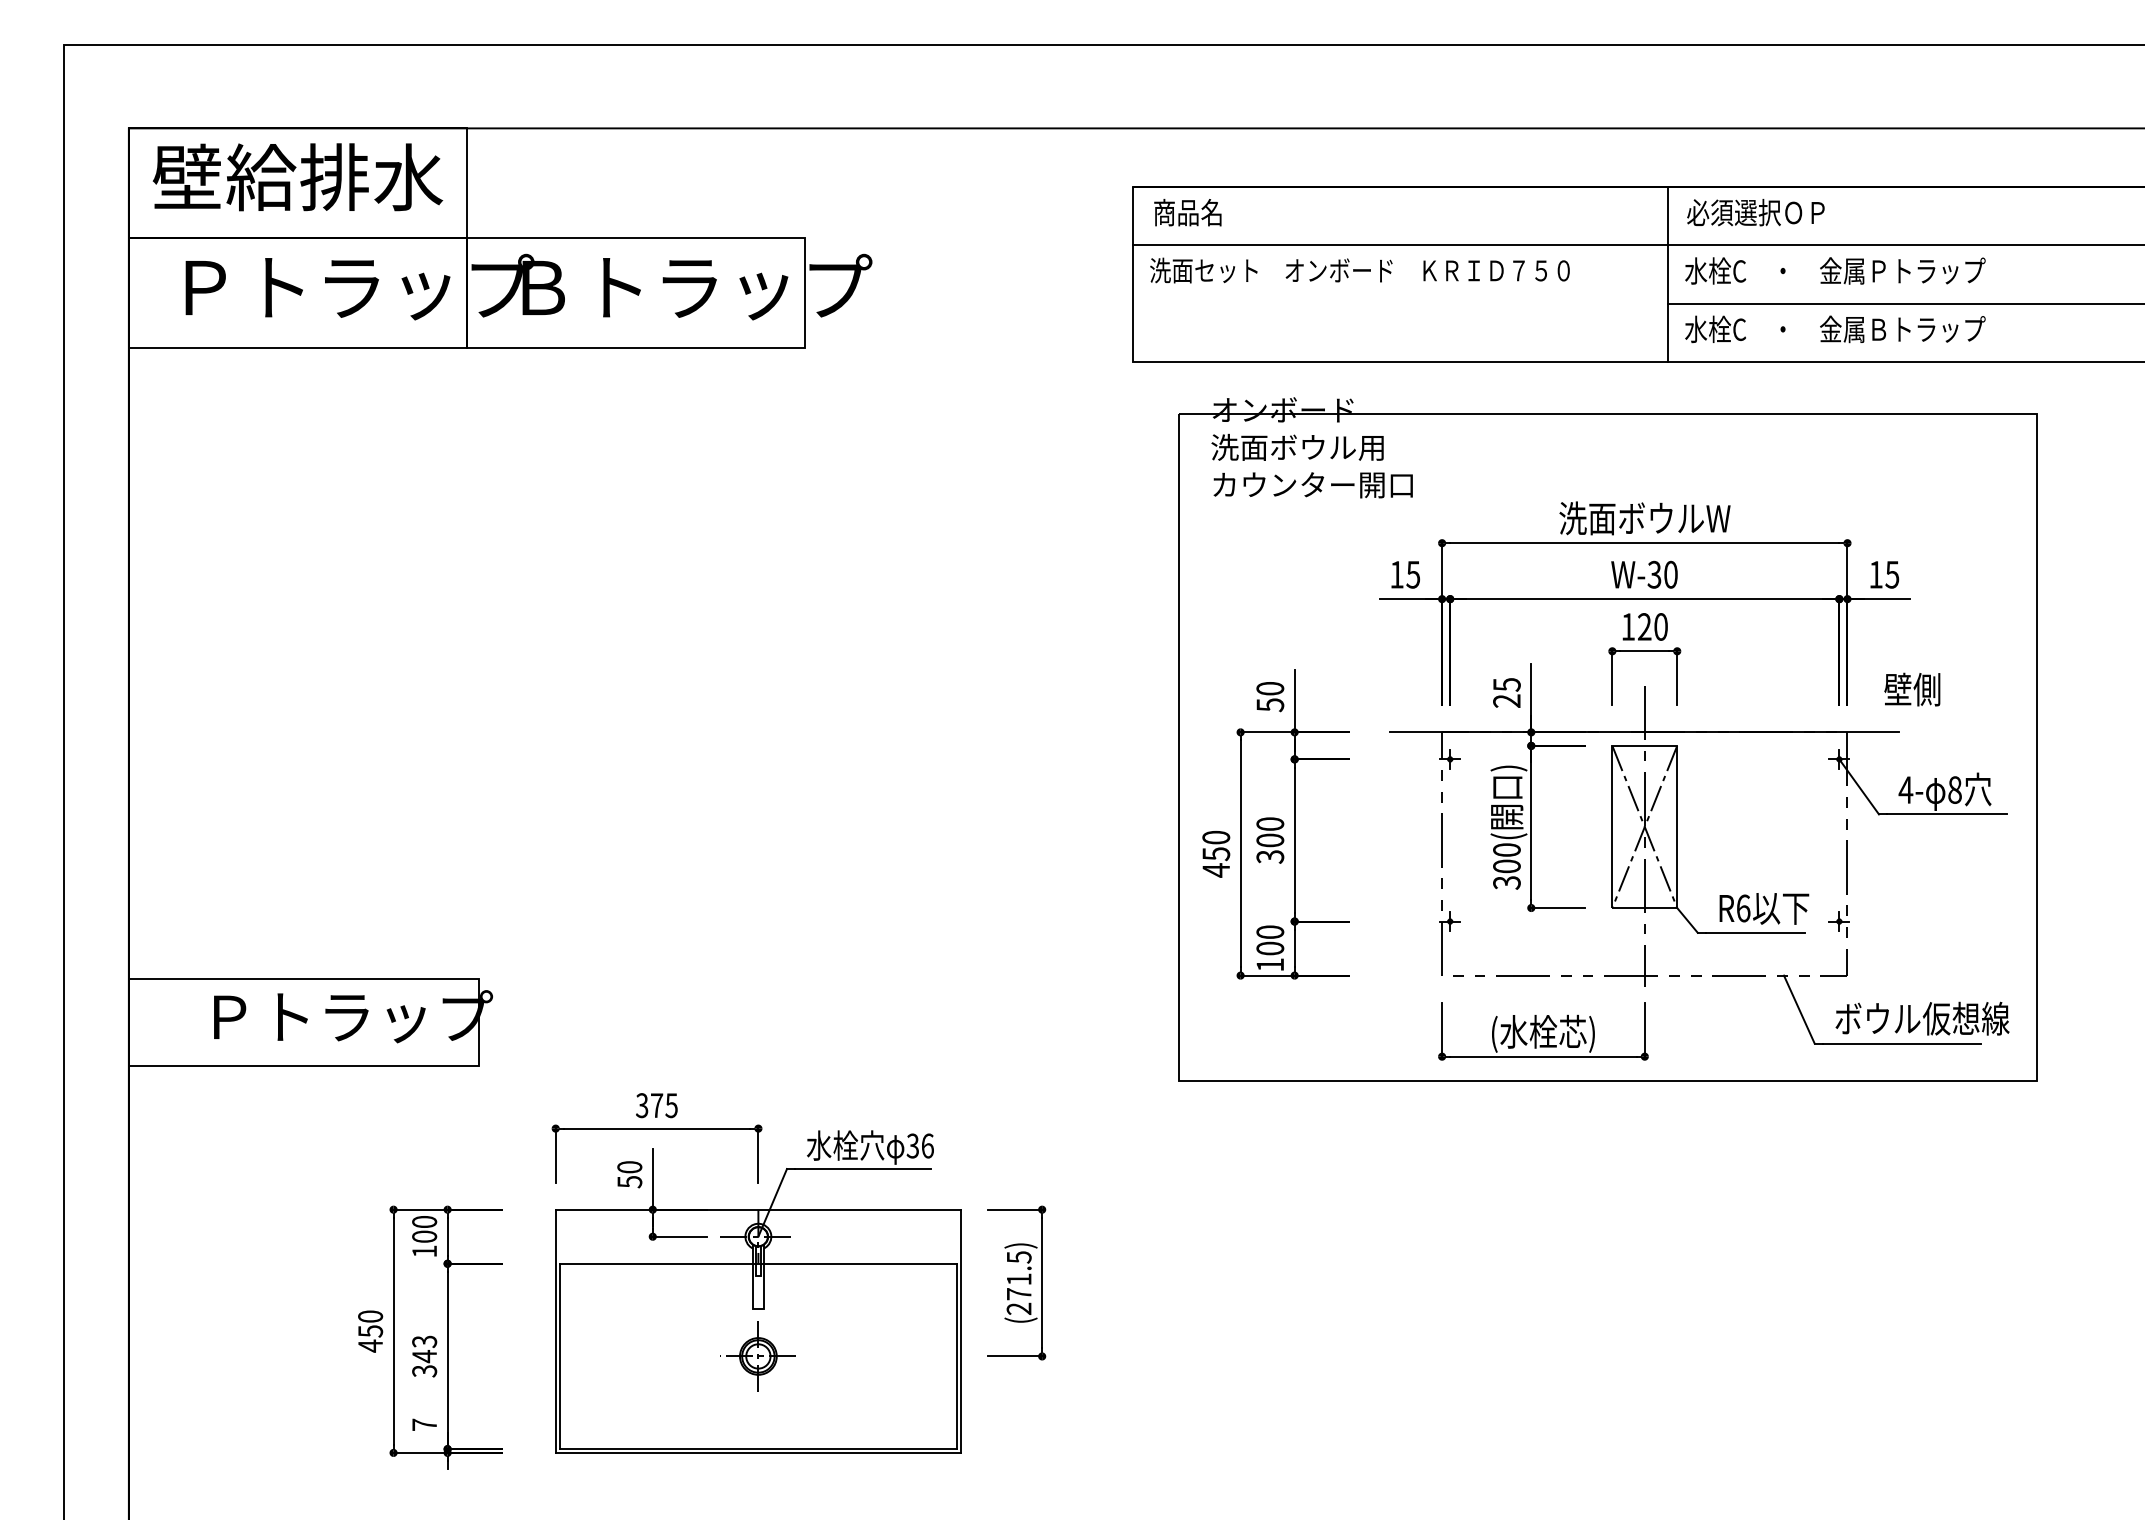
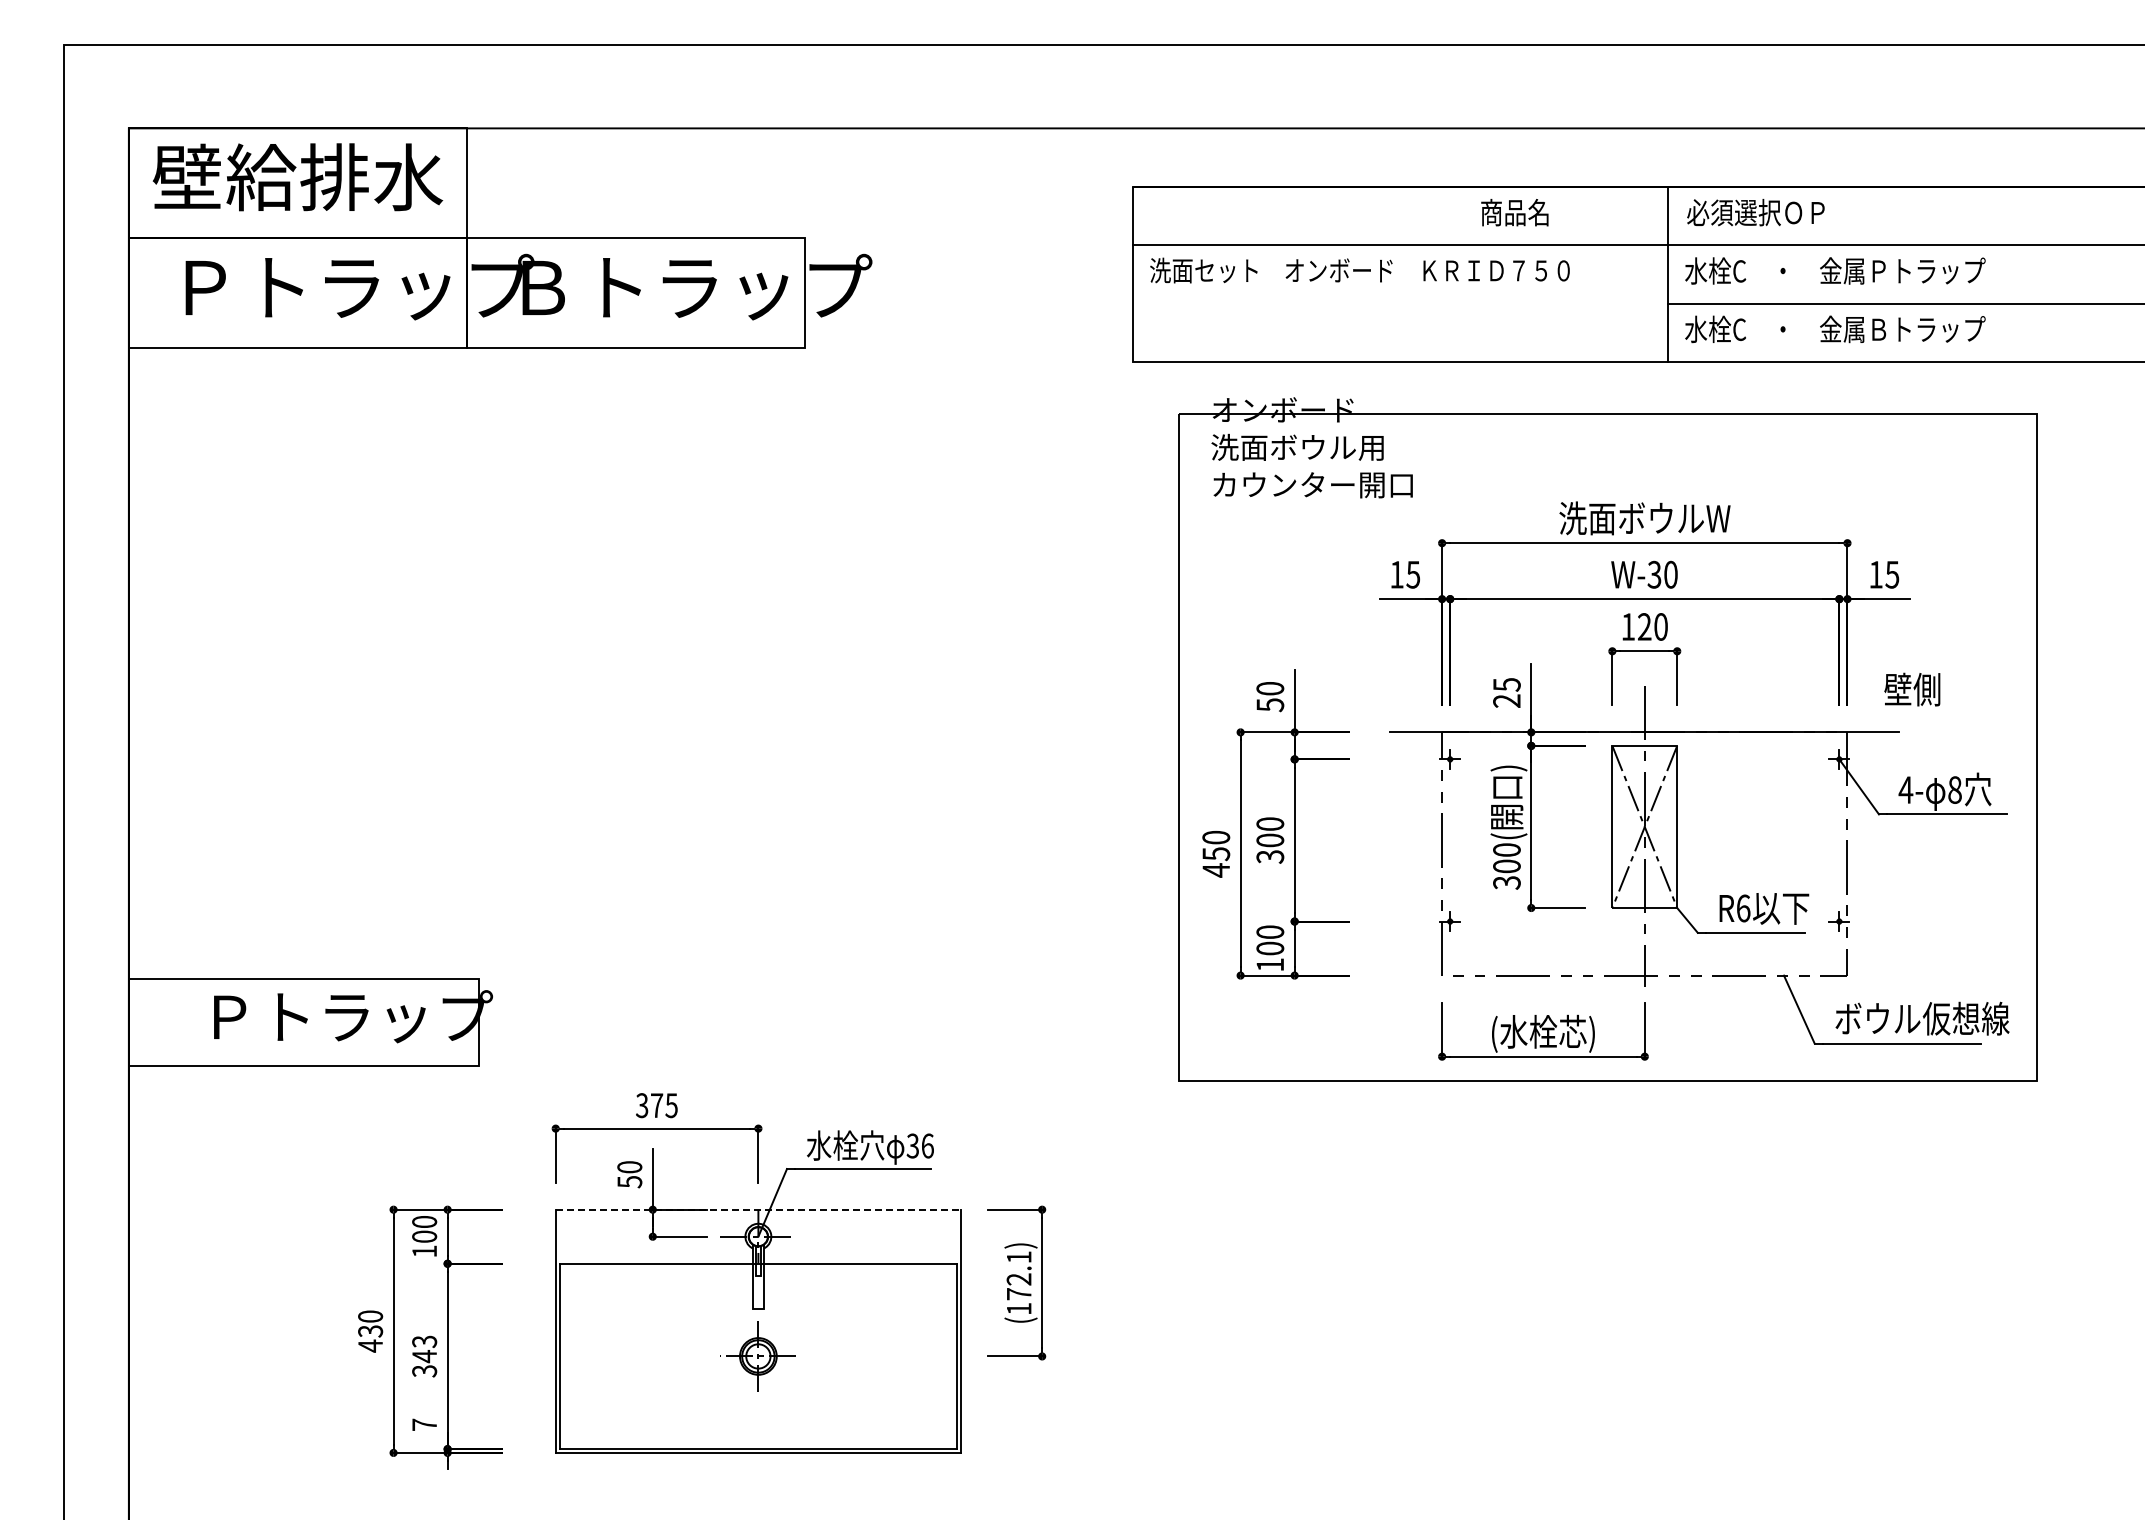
text position: (1187, 212) -> (1514, 212) (1514, 212)
line: solid -> dashed (758, 1209)
text: (271.5) -> (172.1) (1018, 1282)
text: 450 -> 430 (370, 1331)
